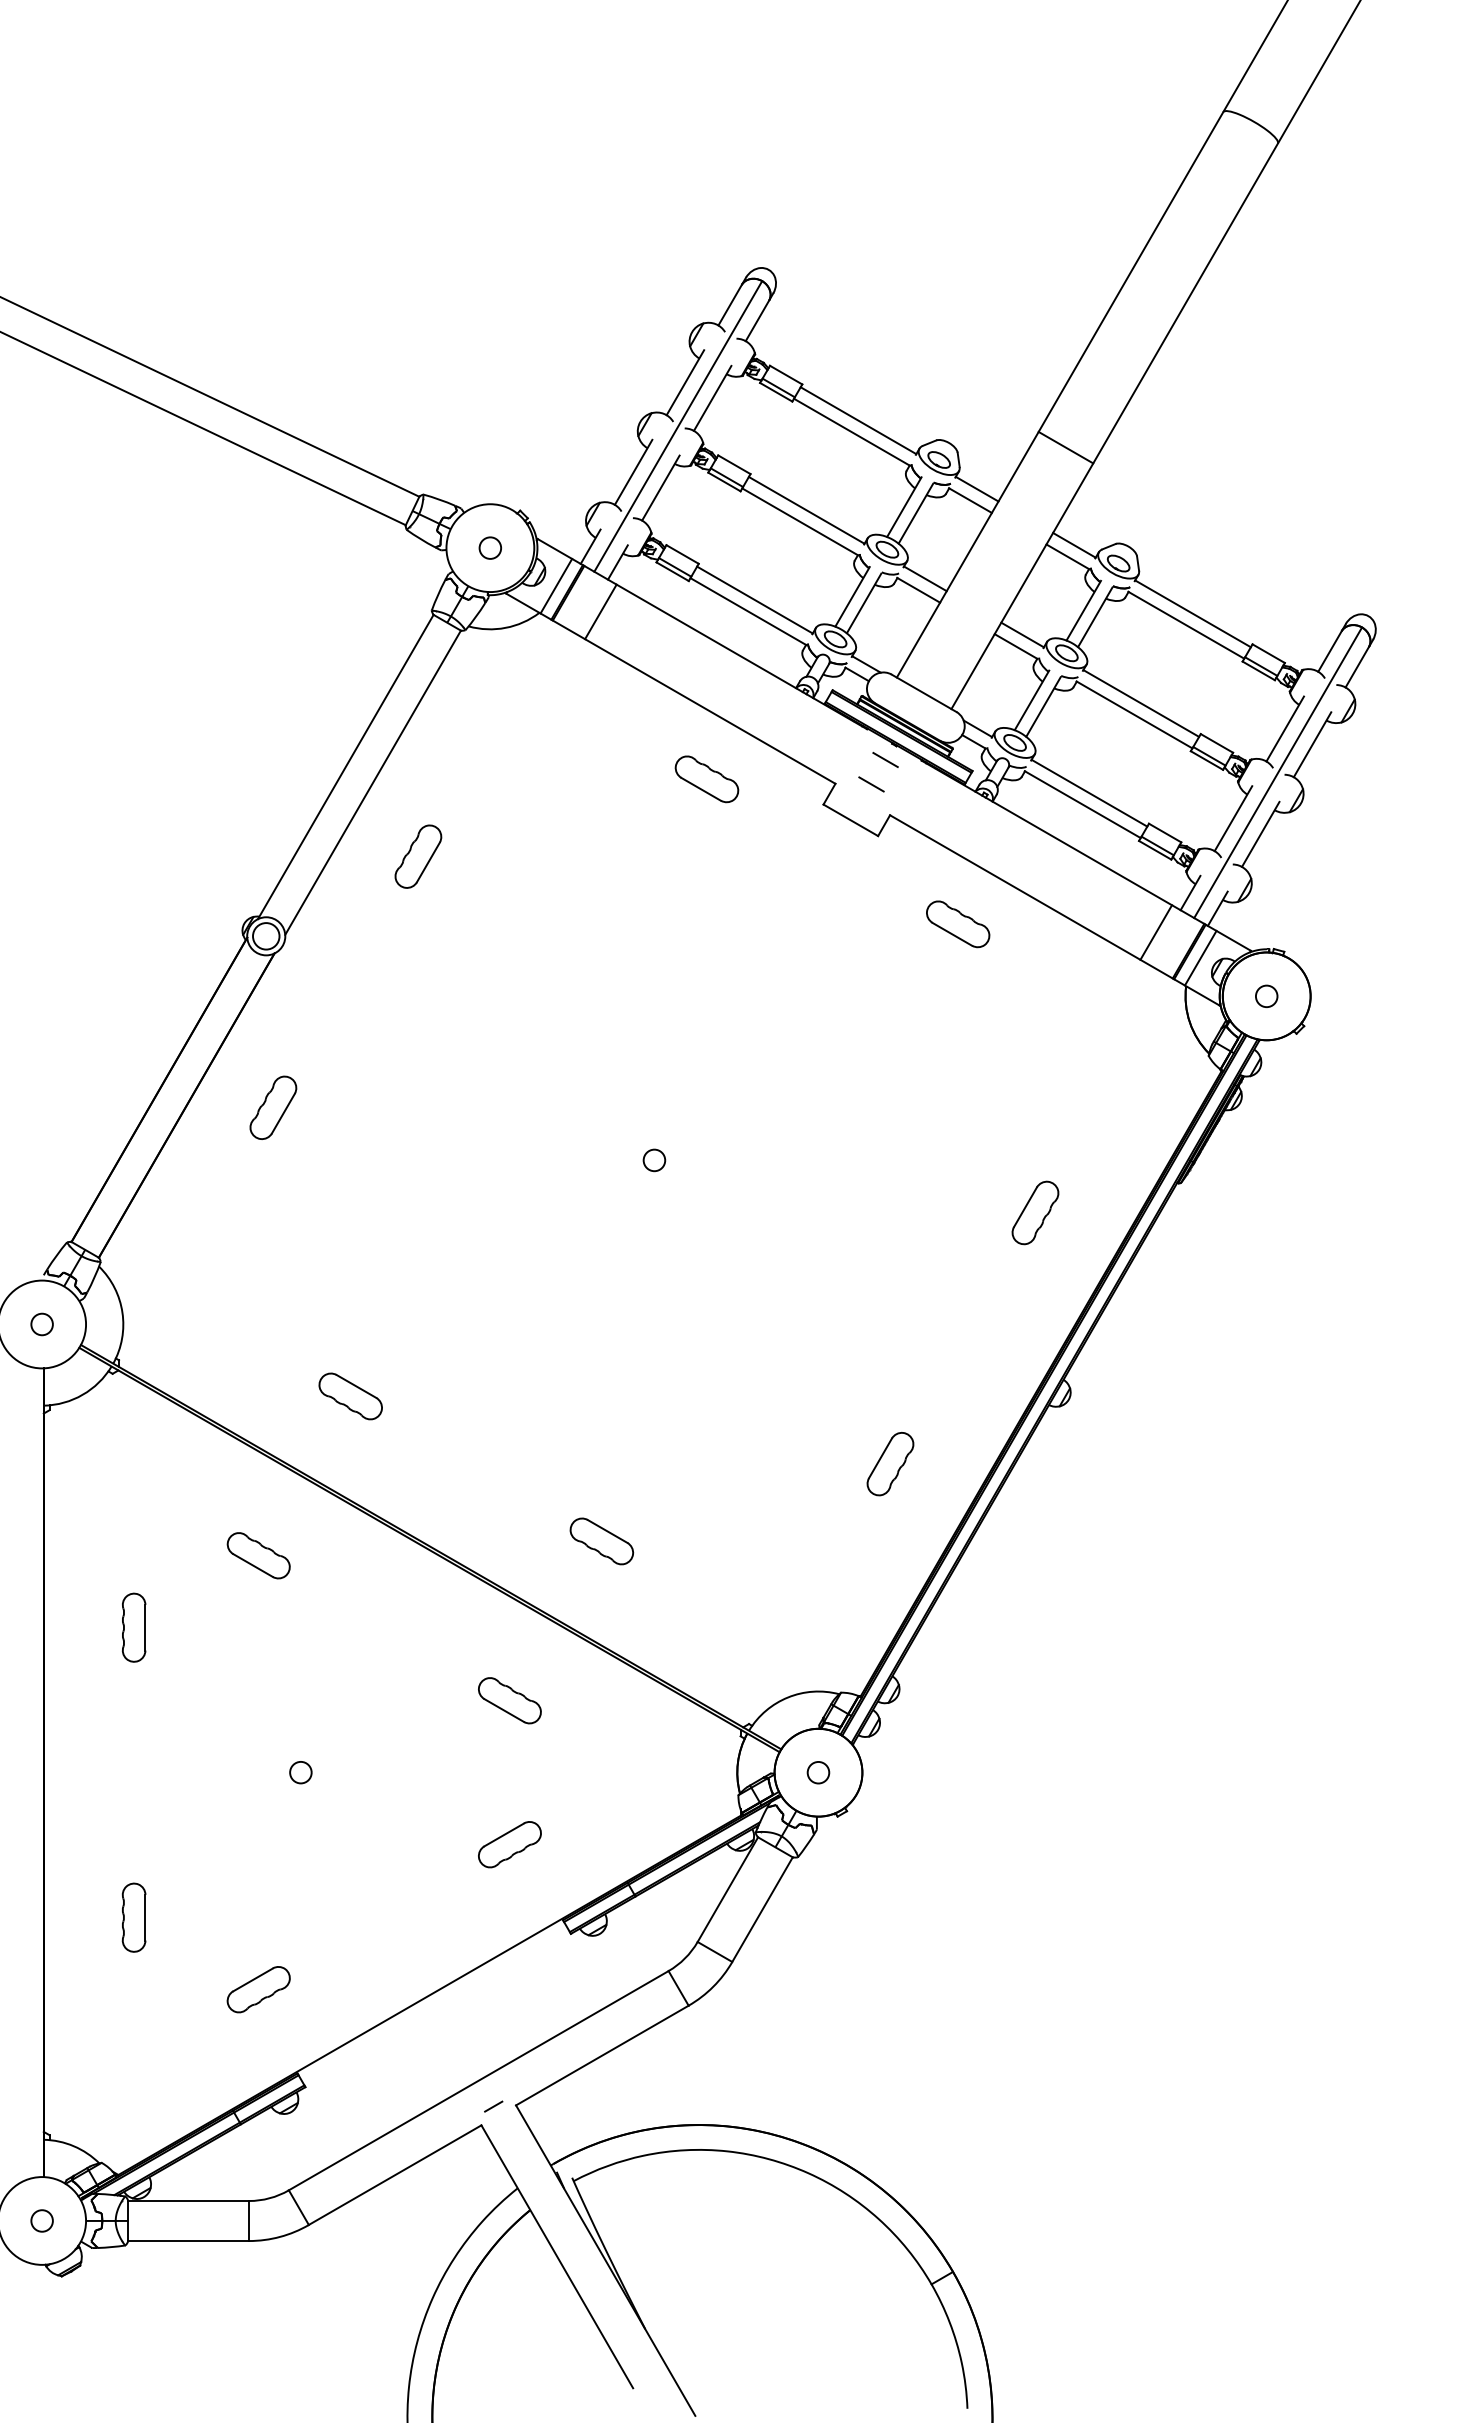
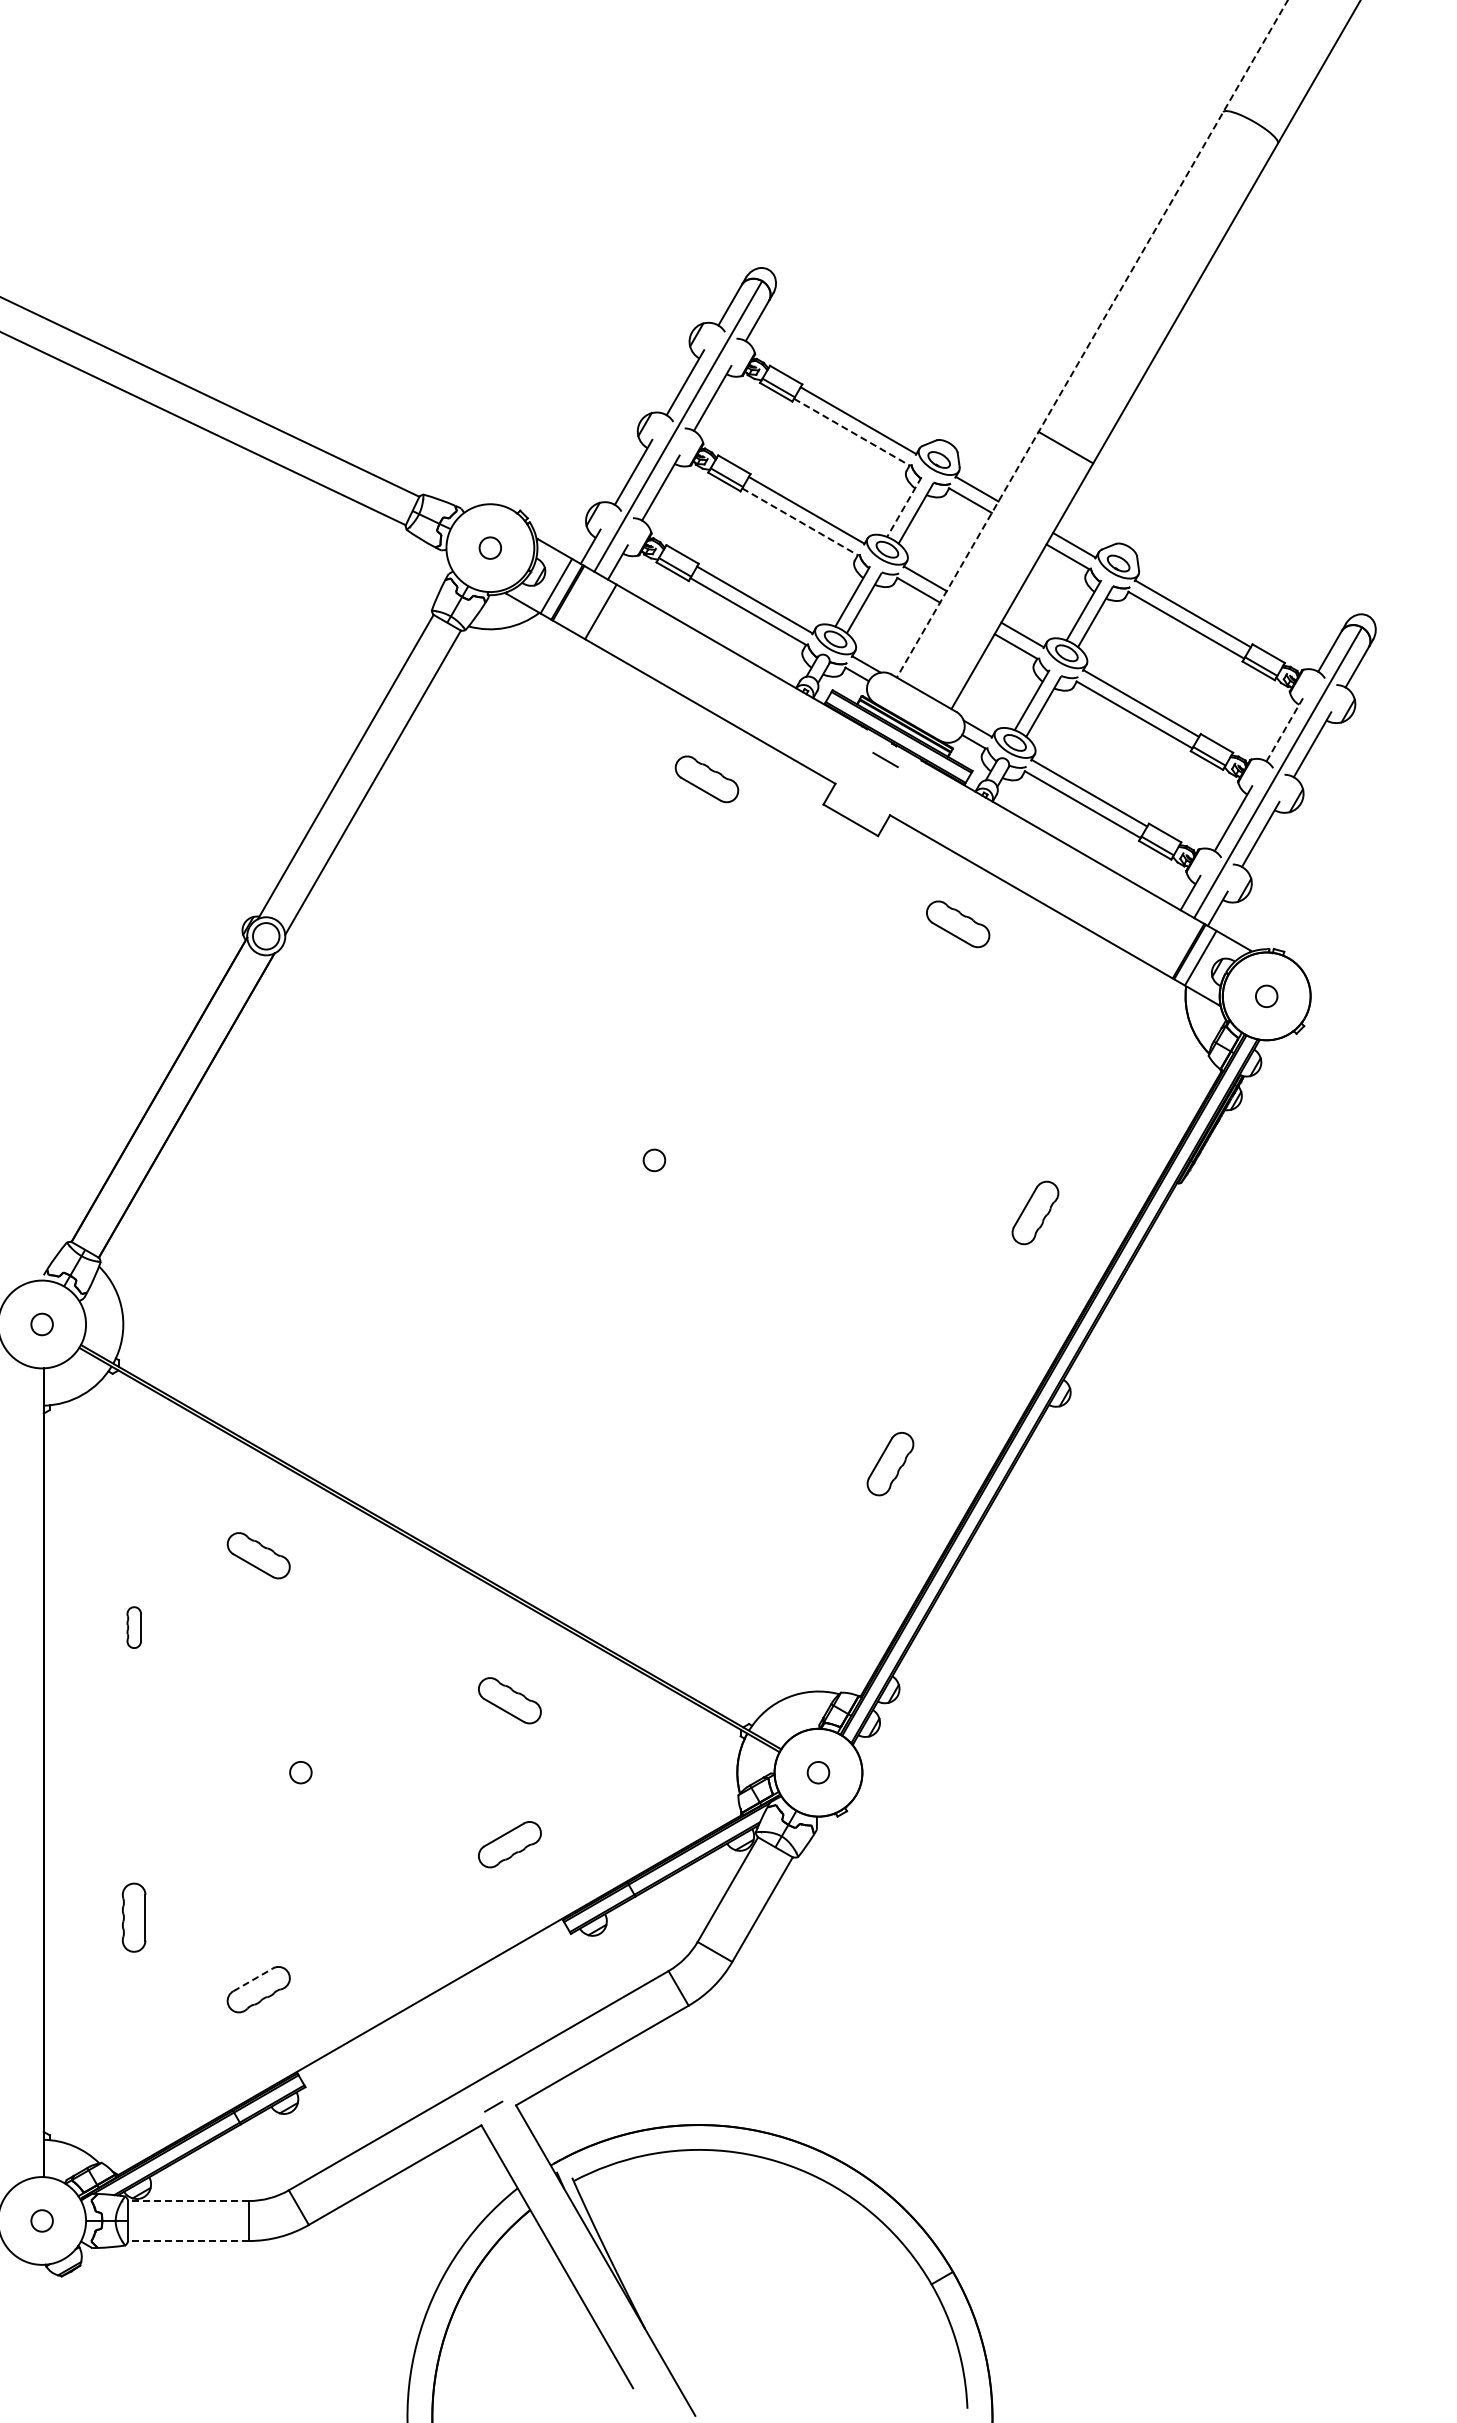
line: solid -> dashed (1092, 339)
line: solid -> dashed (852, 432)
line: solid -> dashed (904, 507)
line: solid -> dashed (800, 521)
line: solid -> dashed (1285, 729)
line: present -> none (871, 784)
part: present -> none (418, 856)
line: present -> none (1156, 932)
part: present -> none (273, 1107)
part: present -> none (350, 1396)
part: present -> none (601, 1541)
part size: 25x71 px -> 16x43 px (133, 1627)
line: solid -> dashed (253, 1979)
line: solid -> dashed (188, 2201)
line: solid -> dashed (188, 2241)
